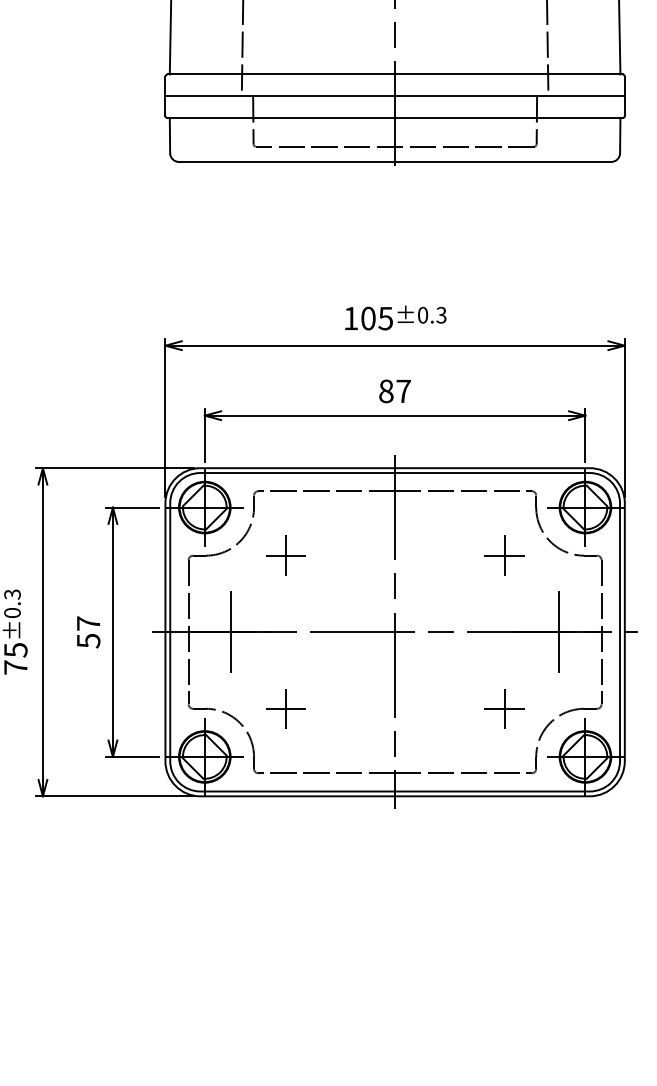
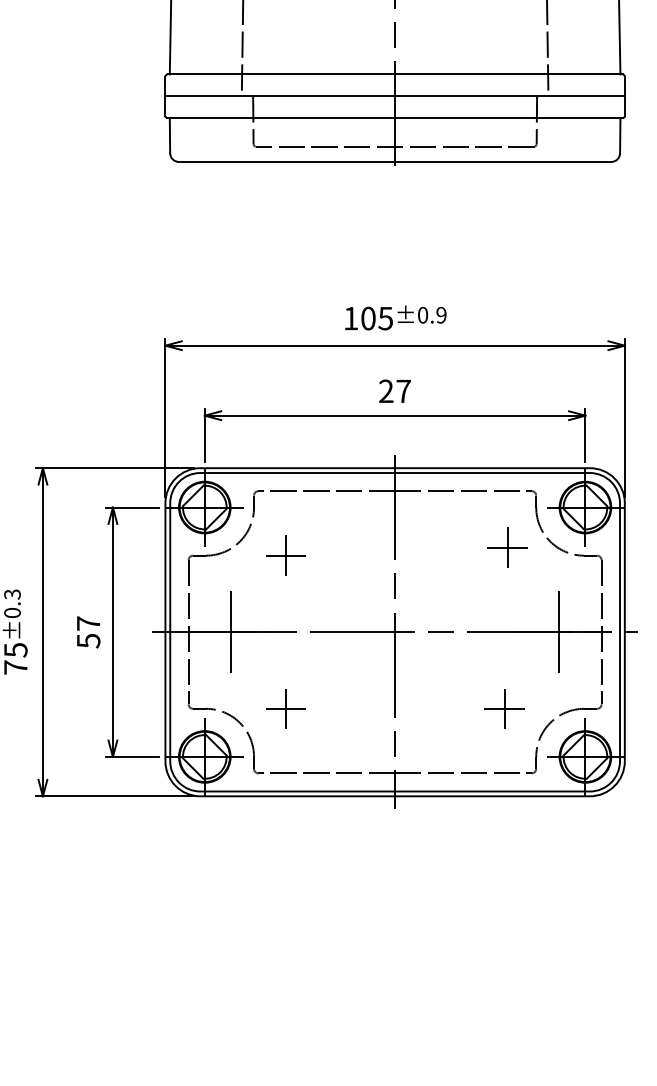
text: ±0.3 -> ±0.9 (441, 315)
text: 87 -> 27 (386, 391)
part position: (504, 555) -> (507, 547) (507, 547)
